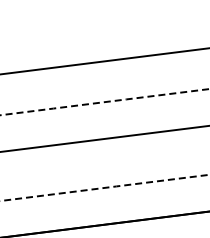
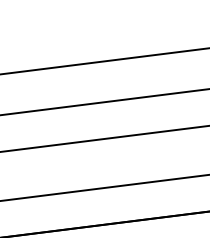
arc: dashed -> solid (105, 102)
arc: dashed -> solid (105, 187)
